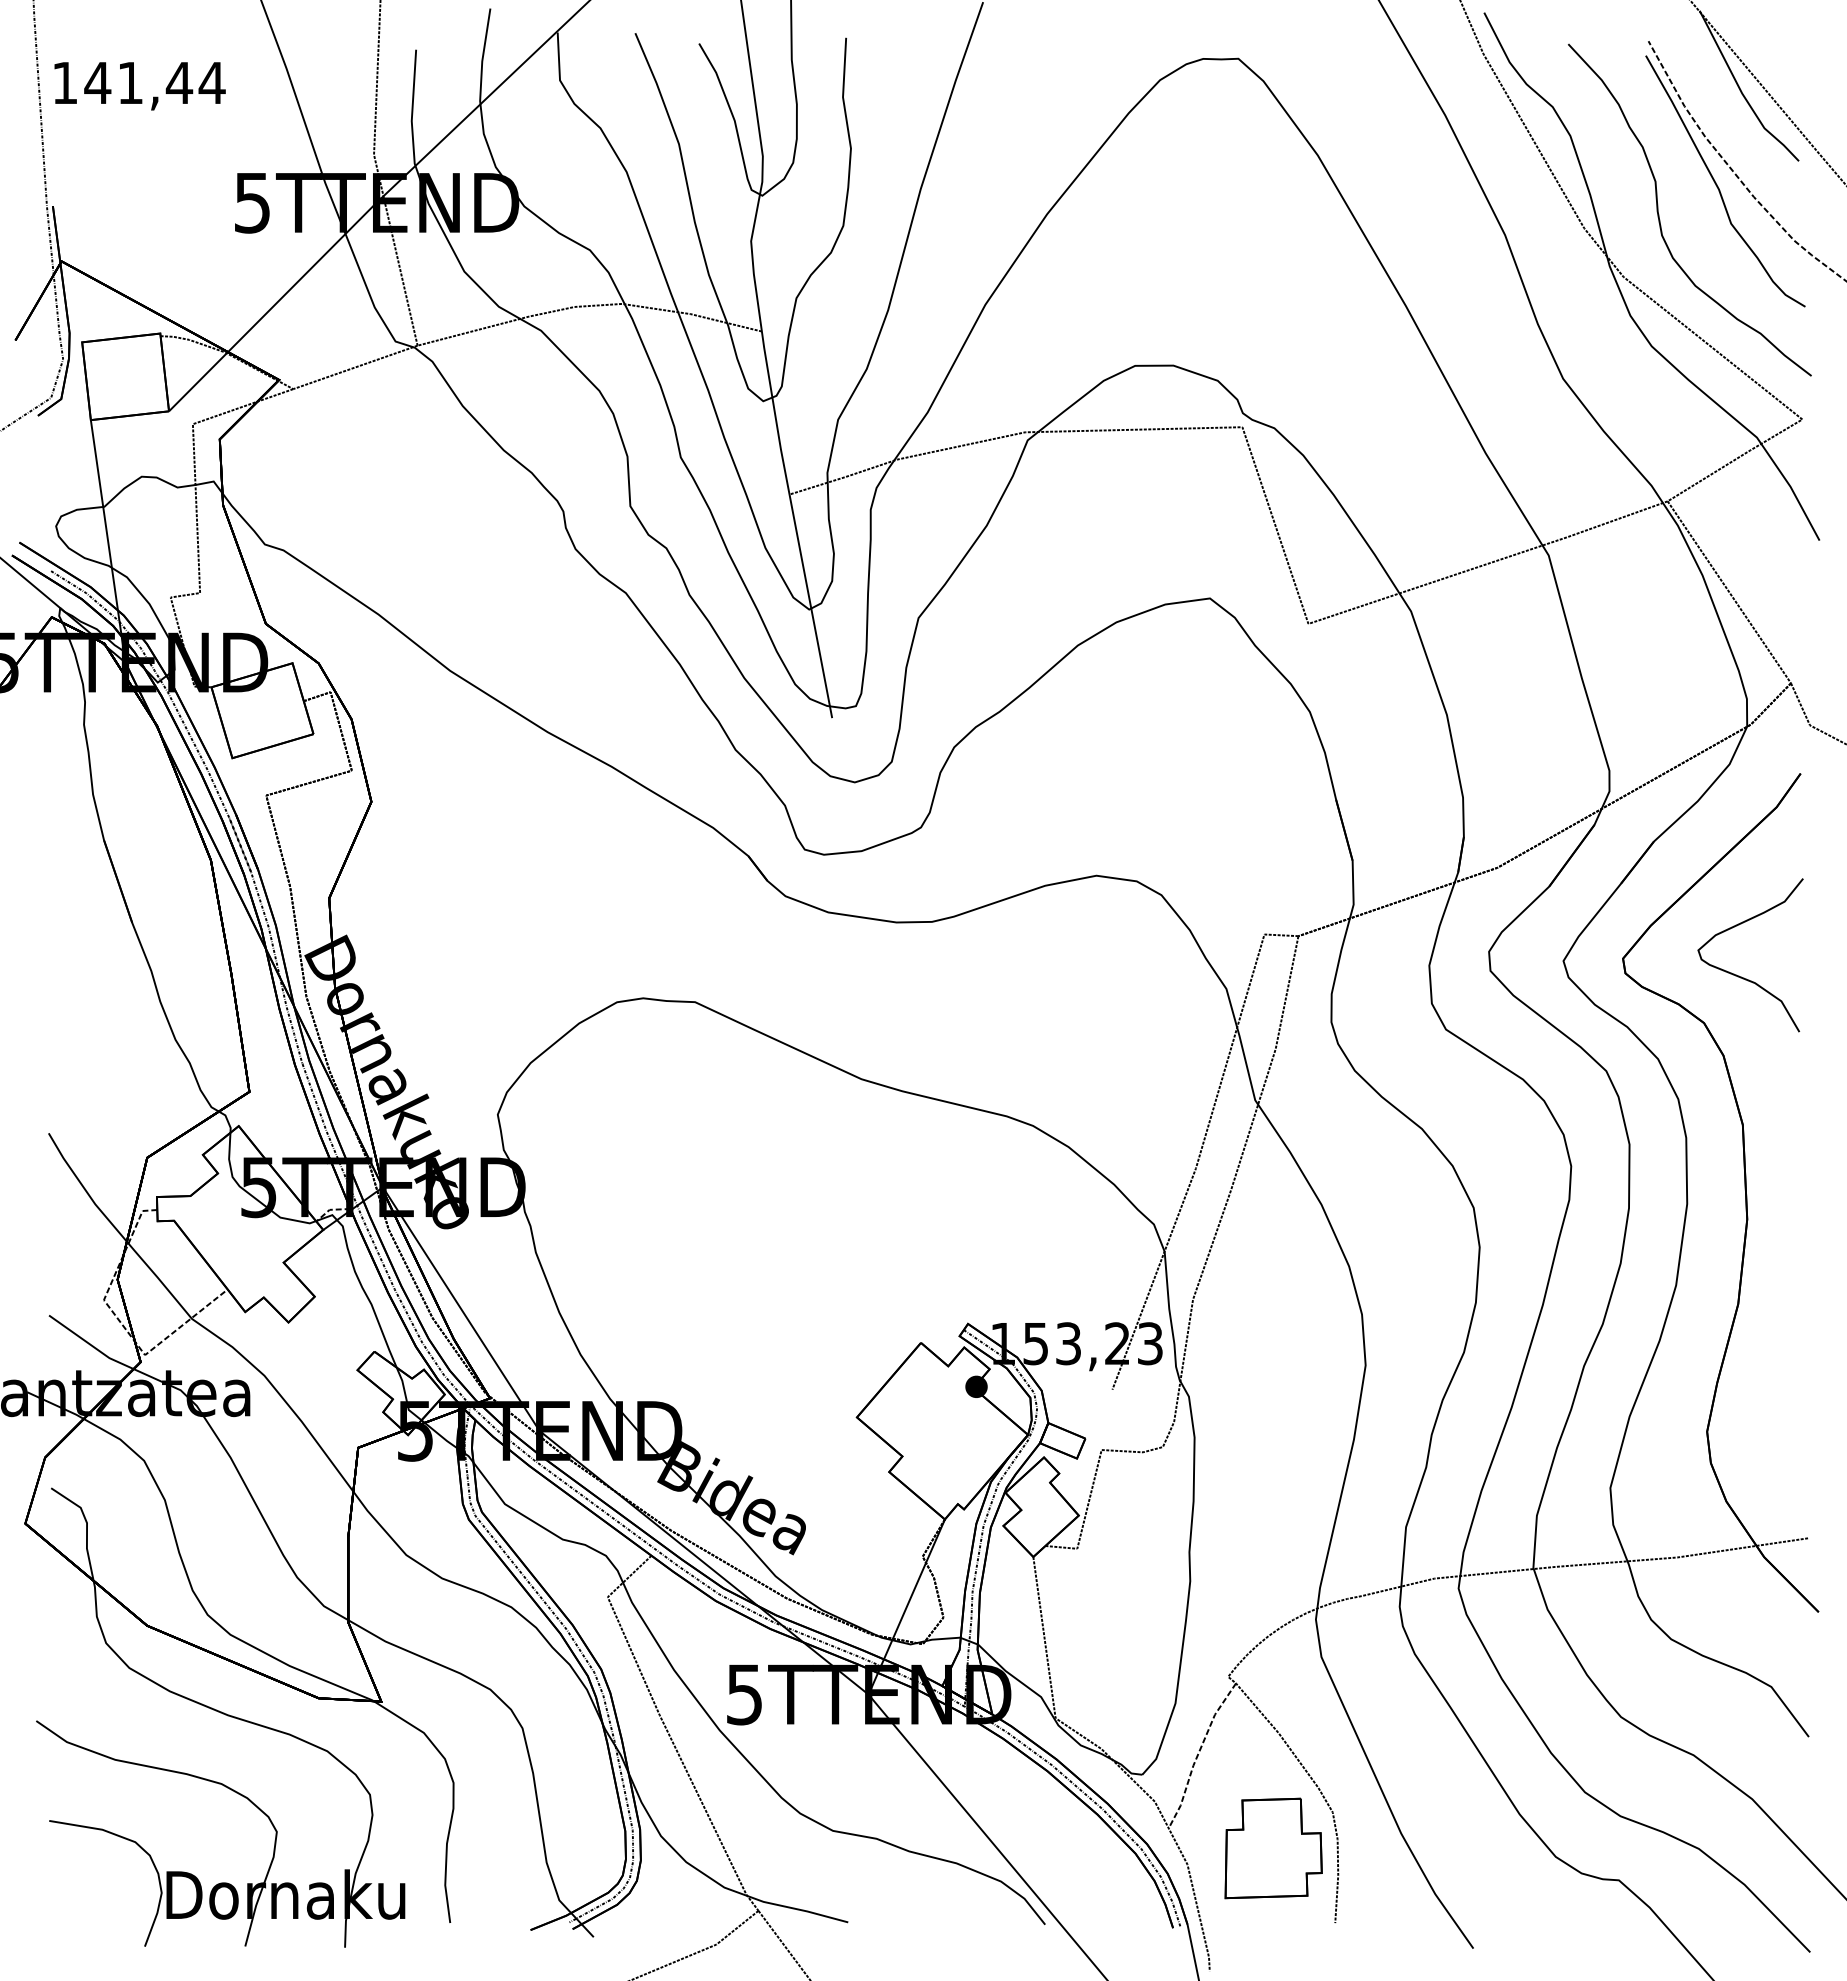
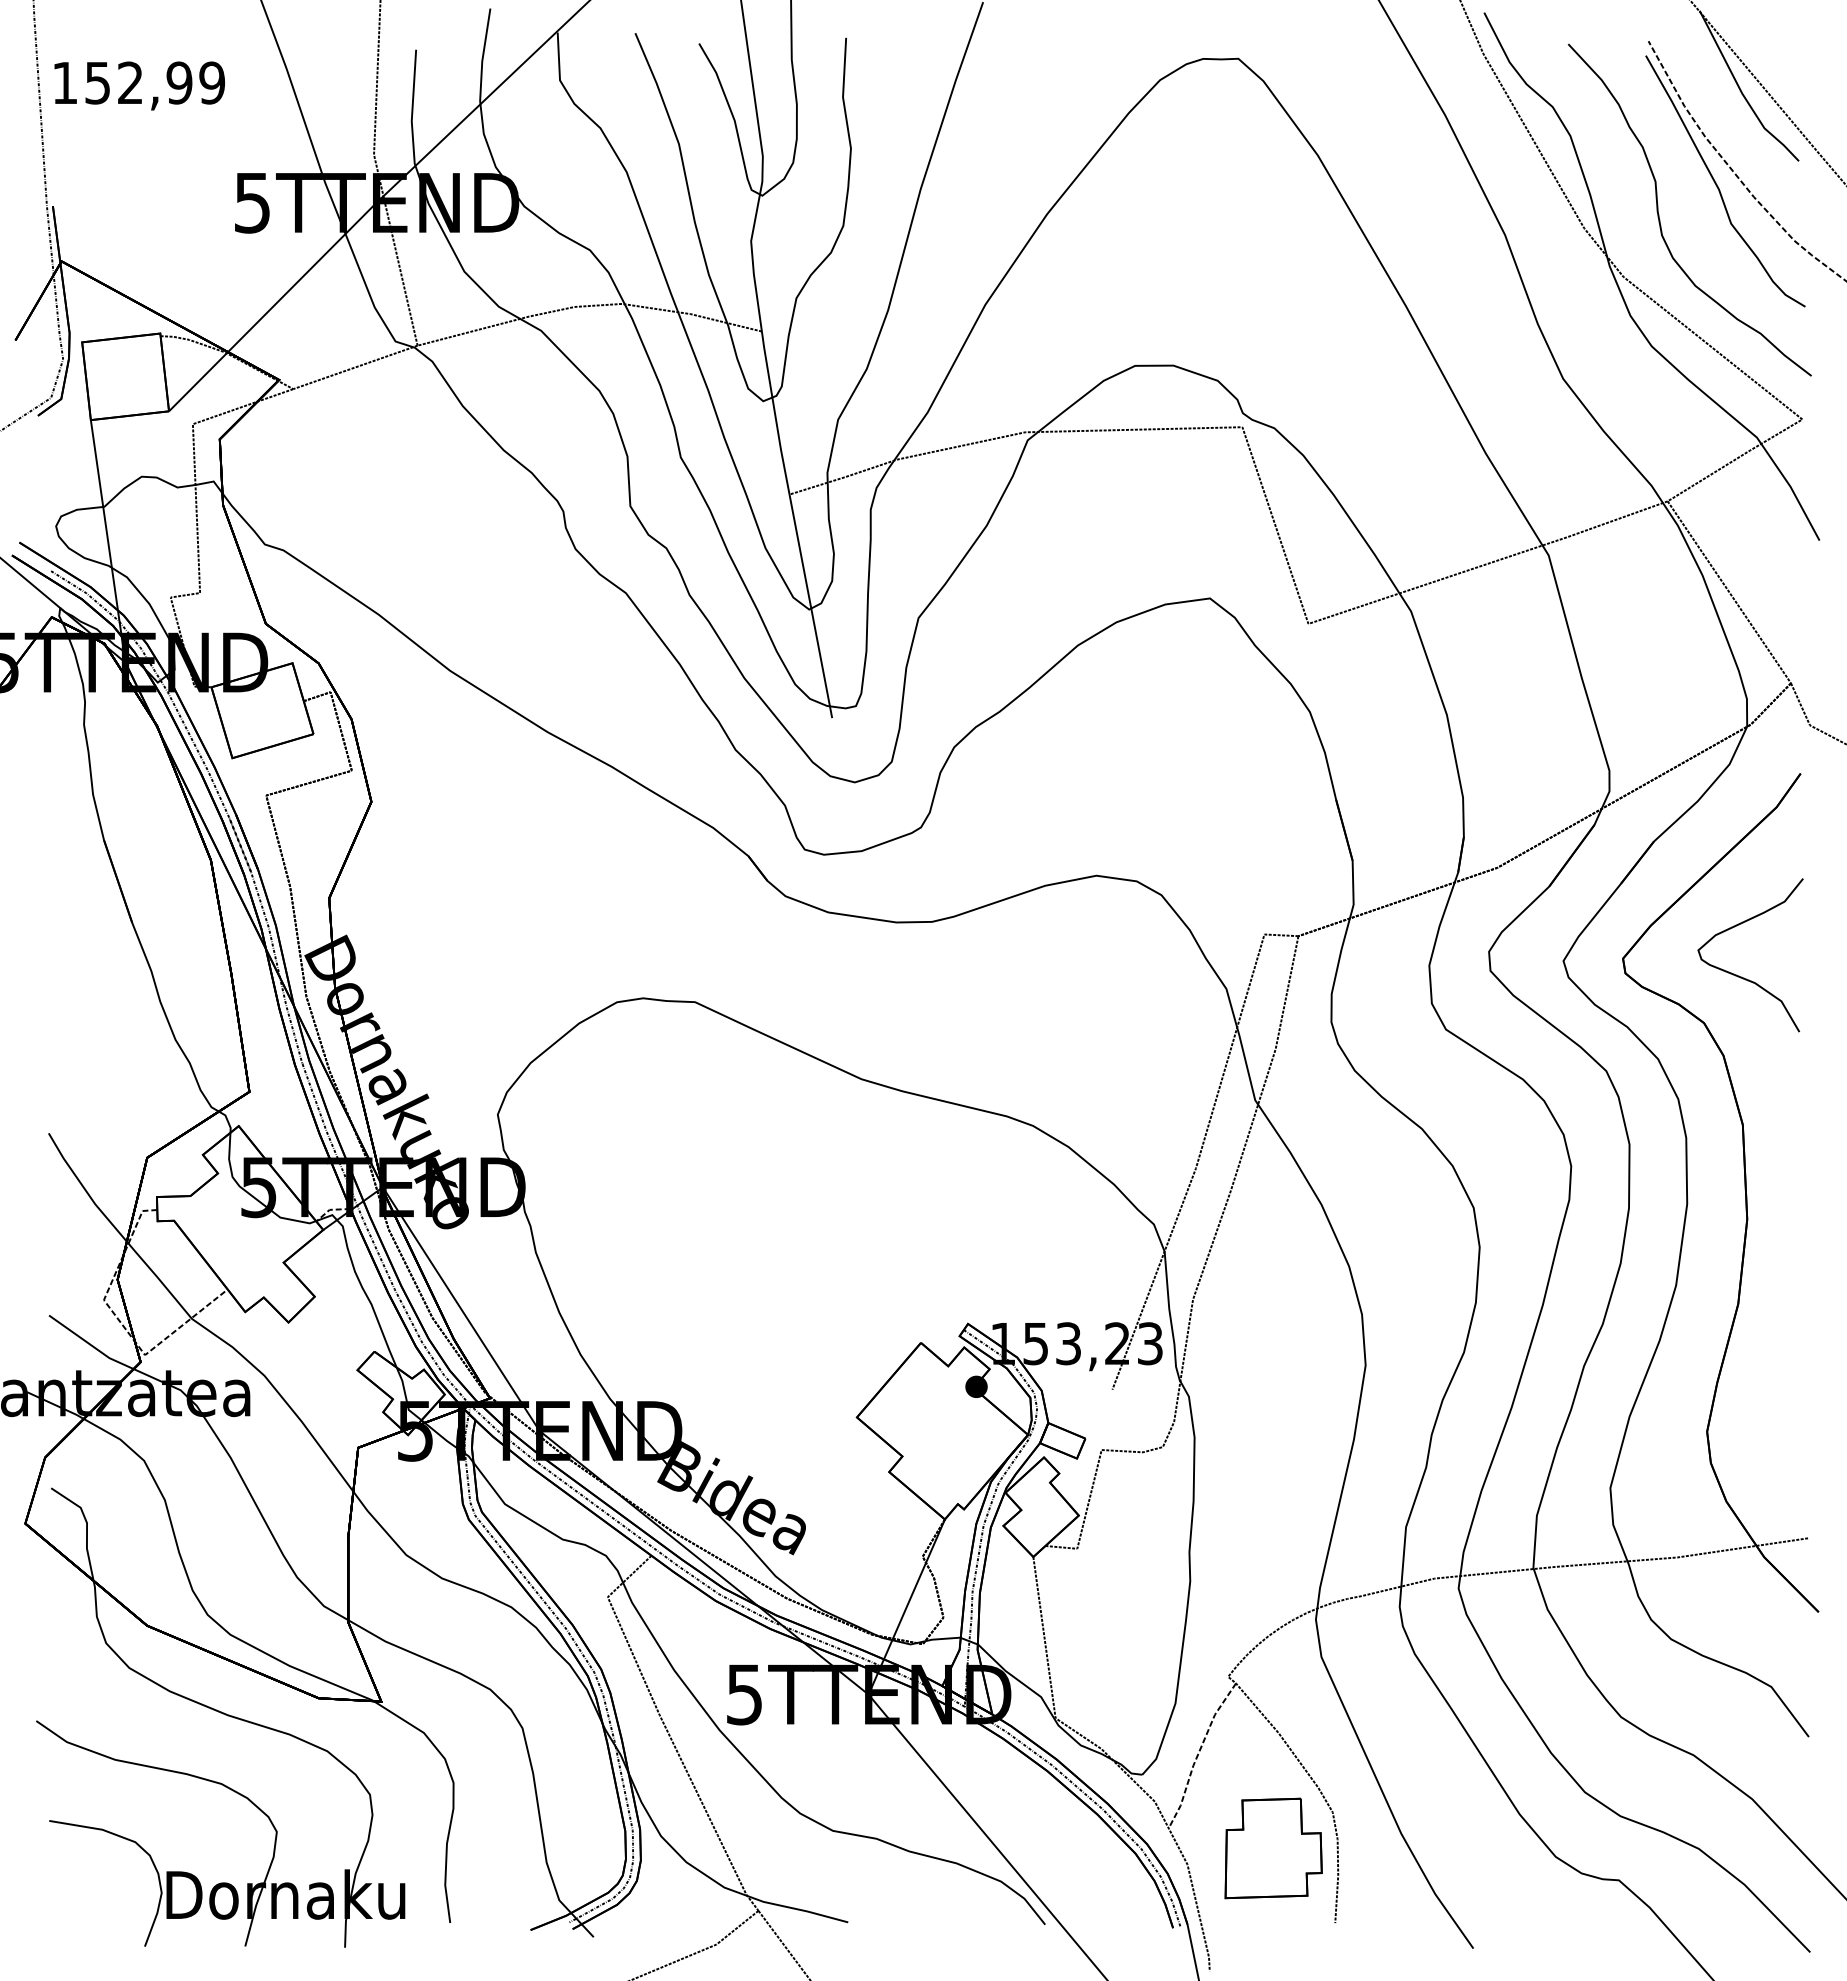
text: 141,44 -> 152,99 (154, 82)
